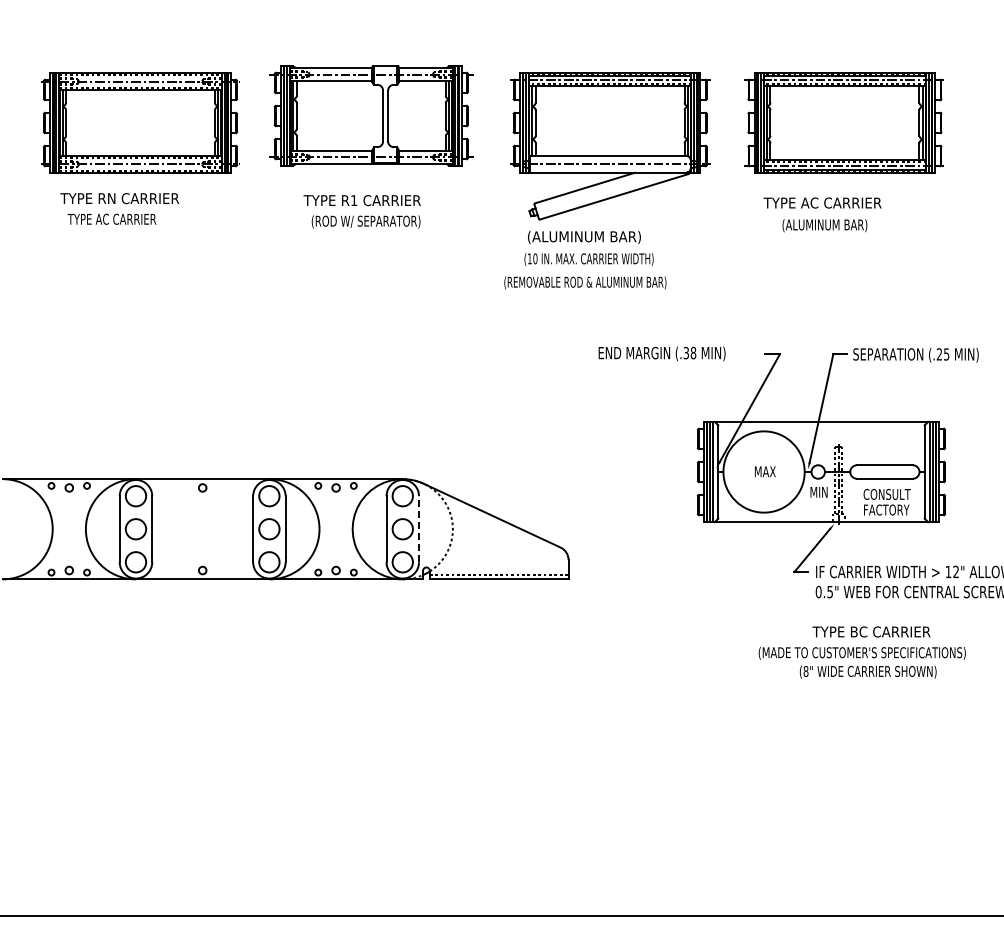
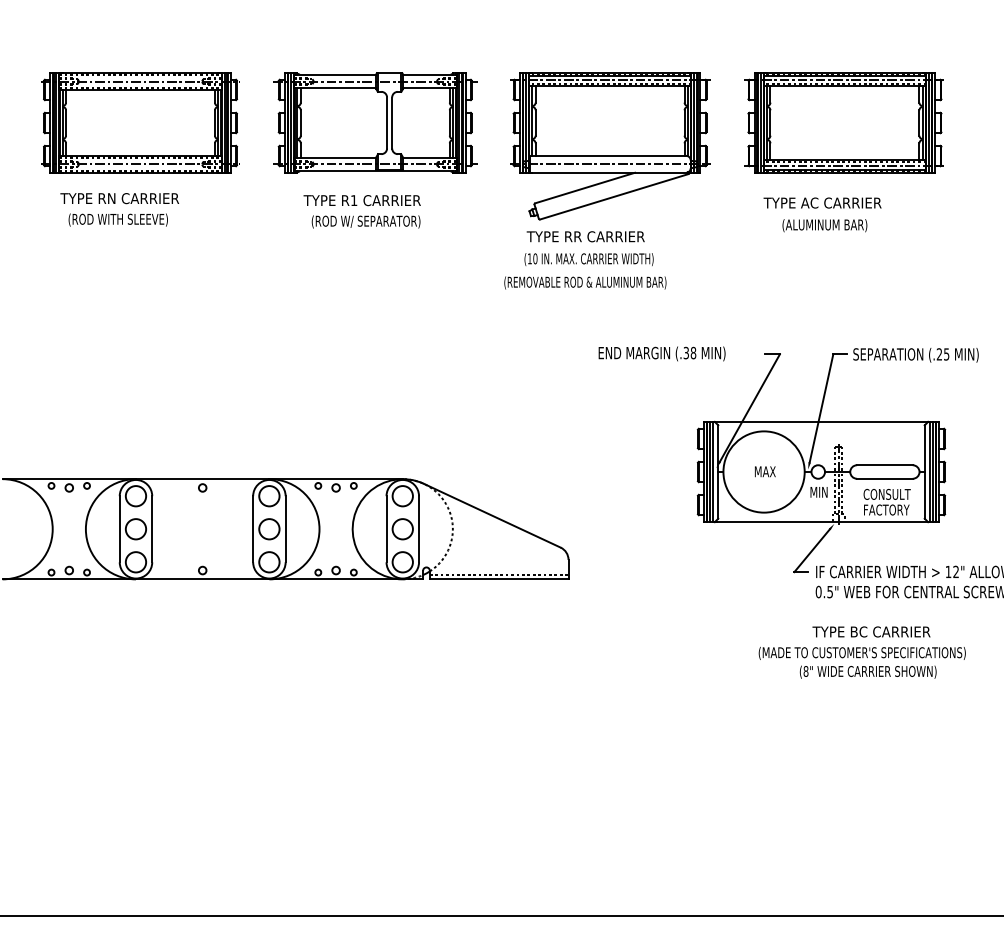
part position: (371, 115) -> (375, 122) (375, 122)
text: TYPE AC CARRIER -> (ROD WITH SLEEVE) (117, 219)
text: (ALUMINUM BAR) -> TYPE RR CARRIER (585, 237)
line: dashed -> solid (419, 528)
